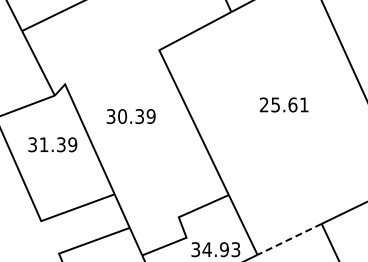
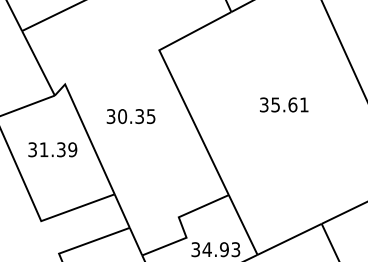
text: 25.61 -> 35.61 (264, 105)
text: 30.39 -> 30.35 (150, 116)
text position: (52, 144) -> (52, 149) (52, 149)
line: dashed -> solid (289, 239)
